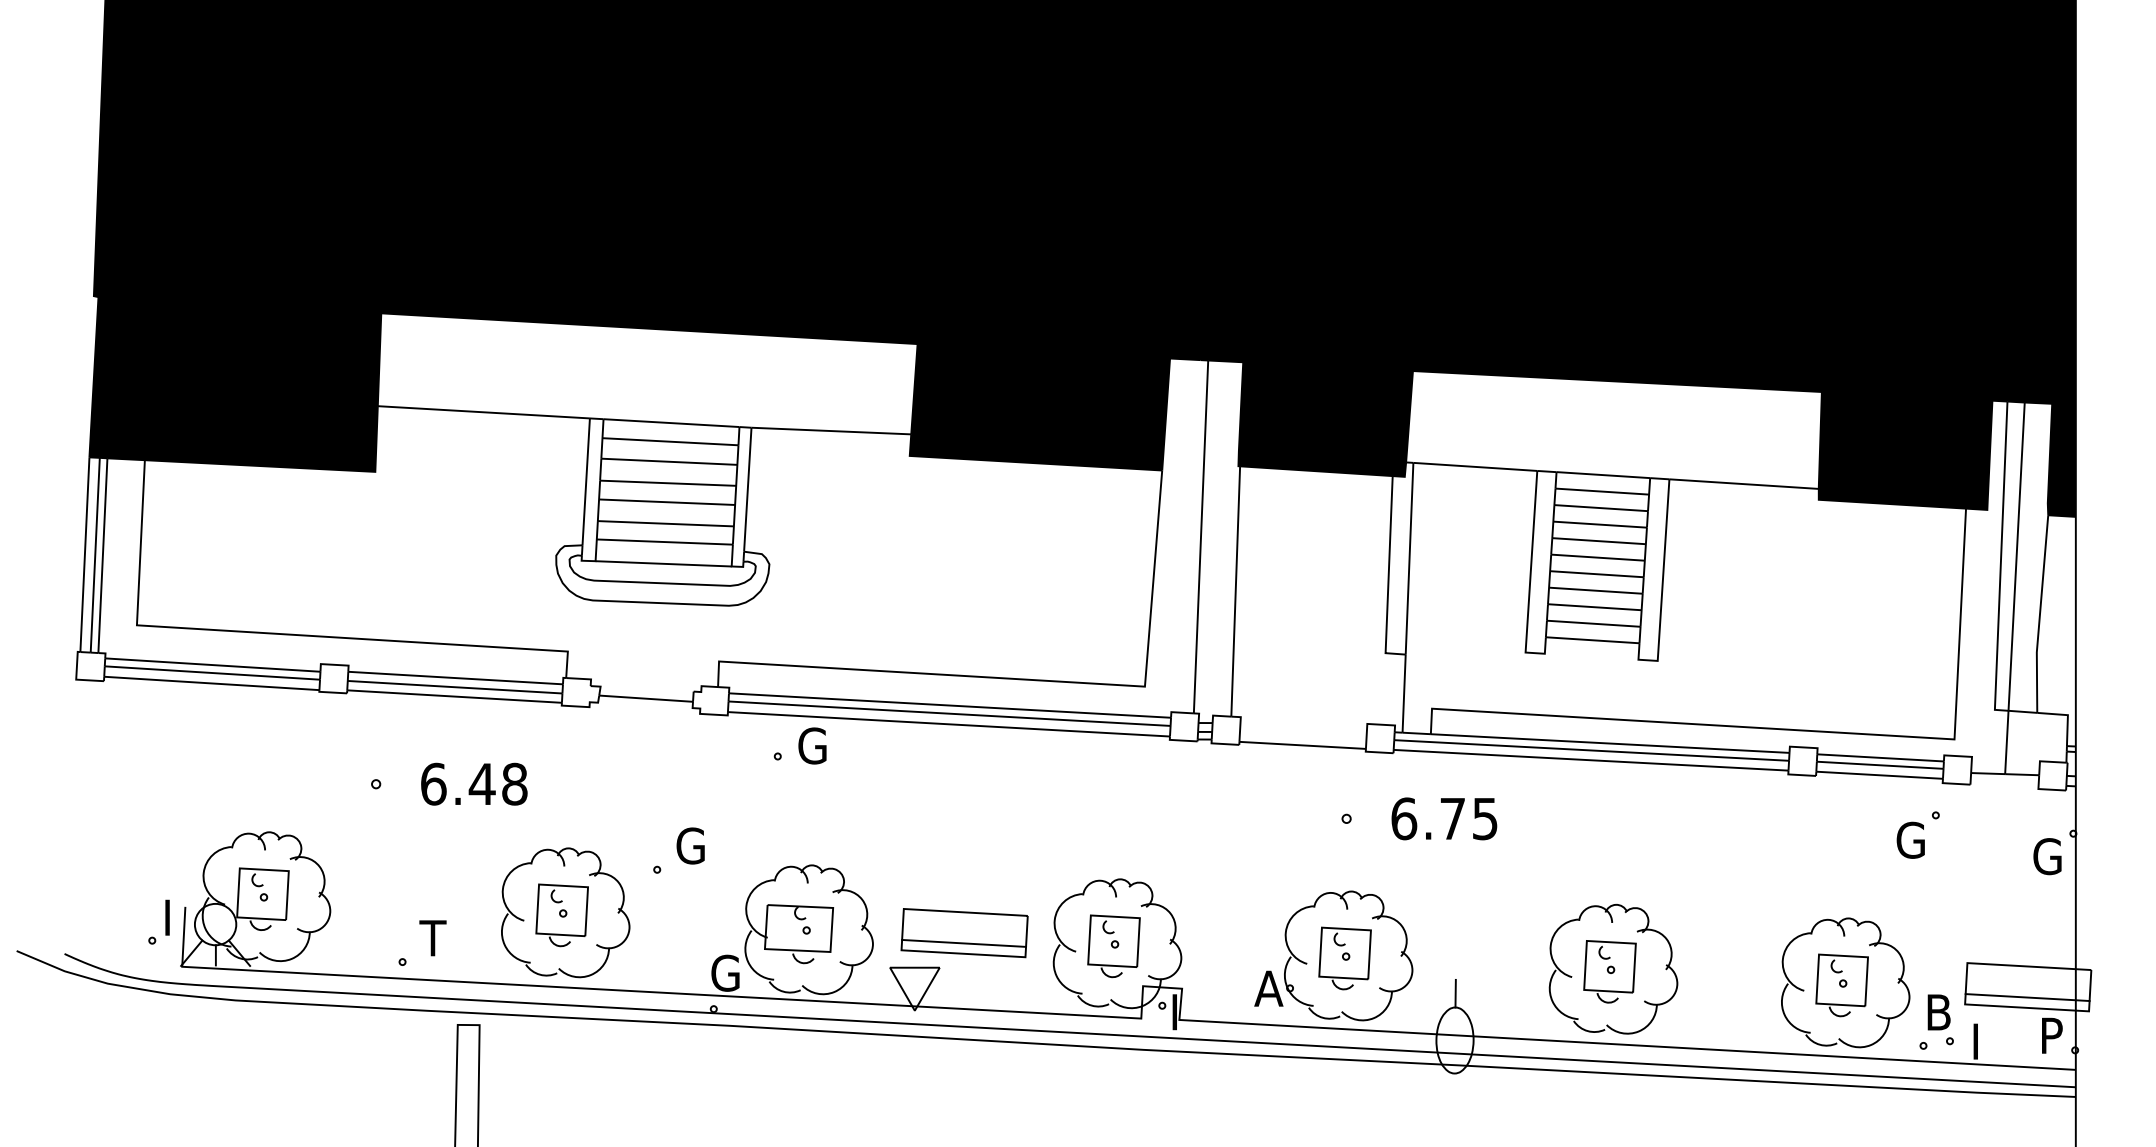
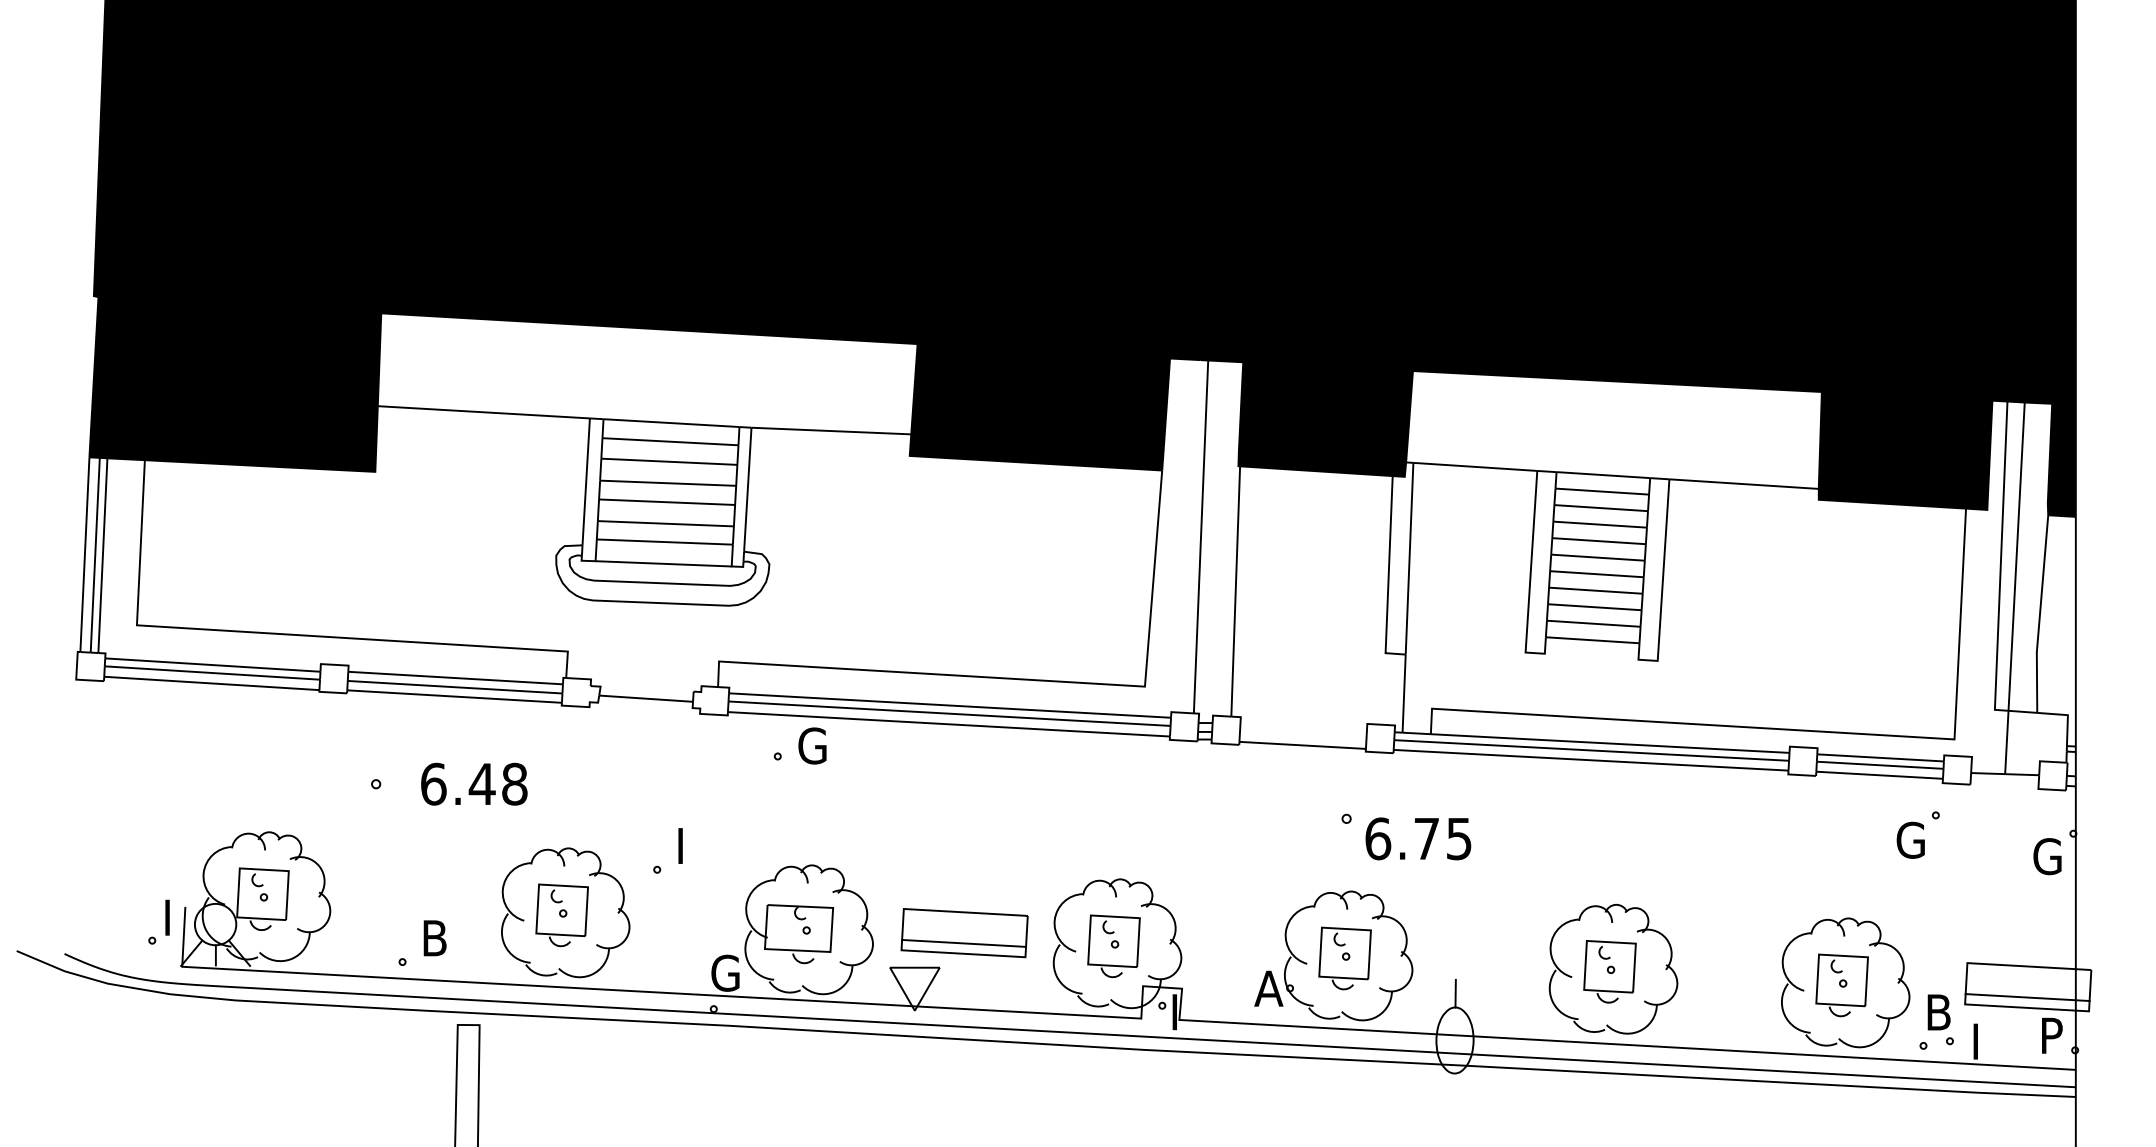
text position: (1444, 818) -> (1418, 838) (1418, 838)
text: G -> I (690, 845)
text: T -> B (432, 938)
